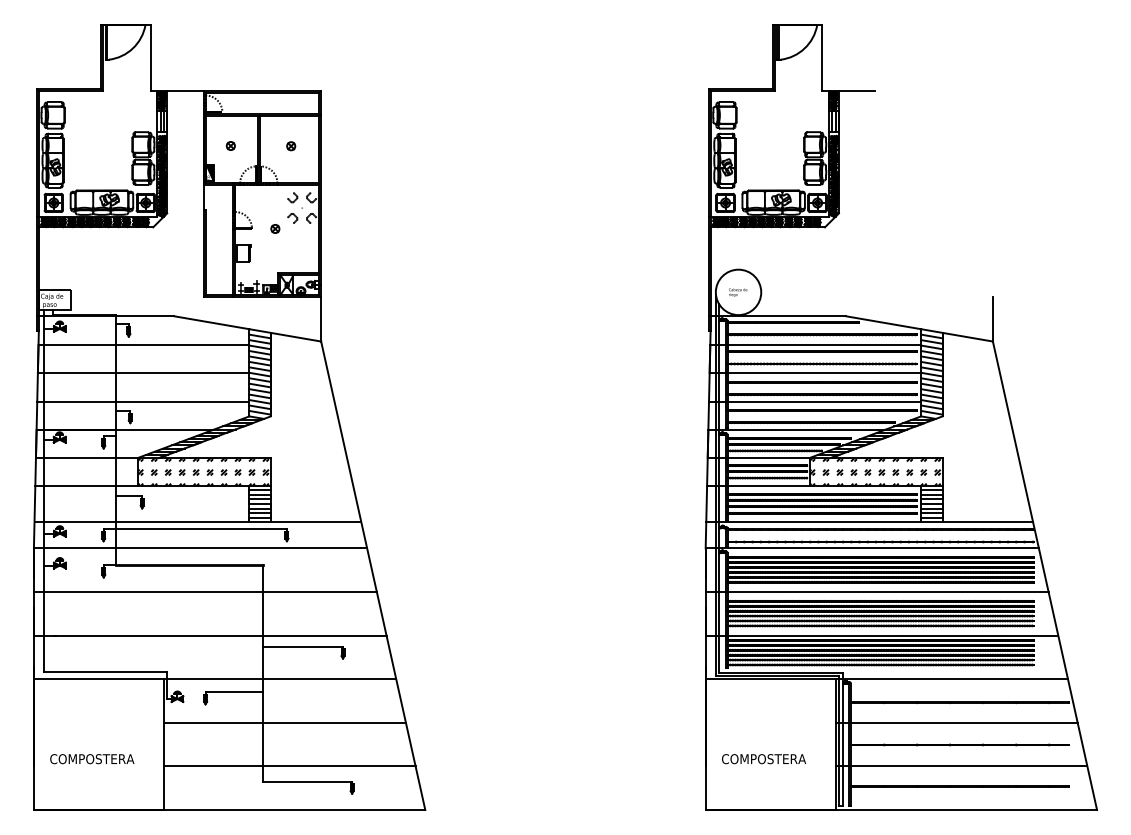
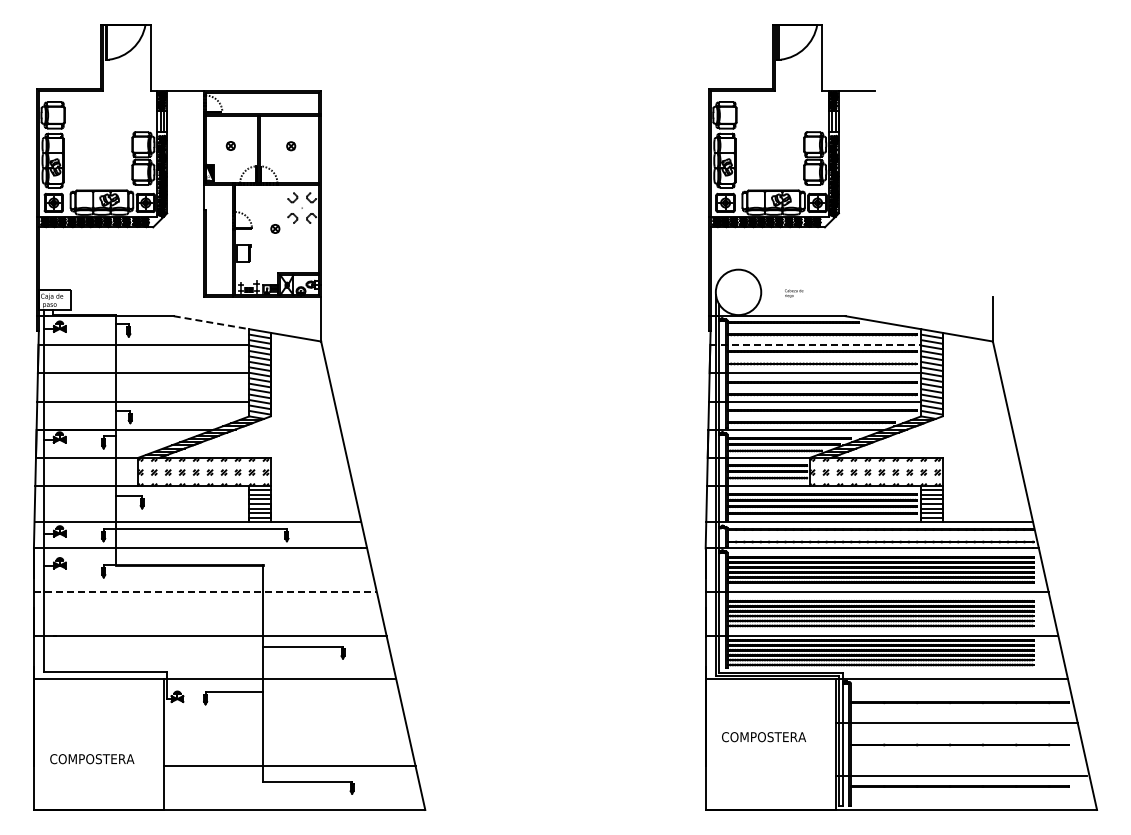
text position: (738, 292) -> (794, 293) (794, 293)
line: solid -> dashed (212, 322)
line: solid -> dashed (816, 344)
line: solid -> dashed (205, 592)
line: present -> none (284, 722)
text position: (764, 759) -> (764, 737) (764, 737)
line position: (961, 766) -> (961, 776) (961, 776)
